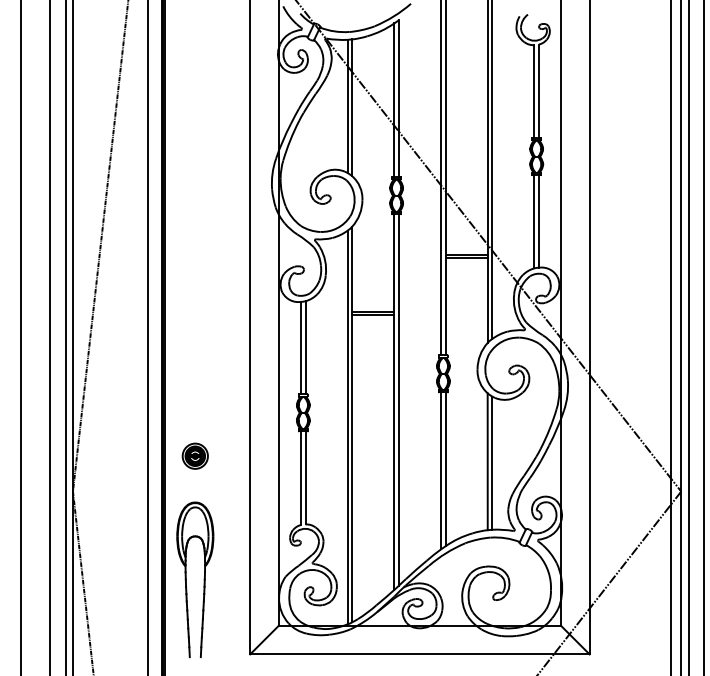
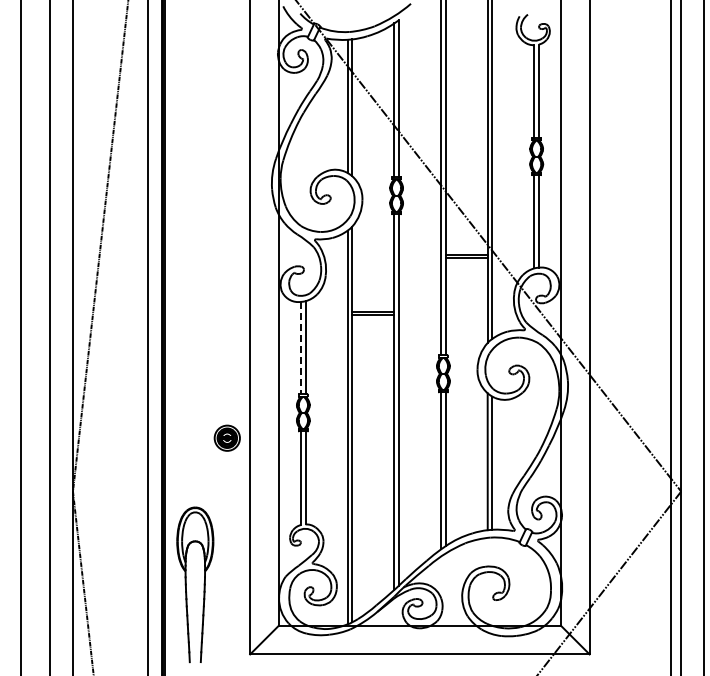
line: present -> none (65, 337)
line: present -> none (688, 337)
line: solid -> dashed (301, 348)
part position: (194, 455) -> (226, 437) (226, 437)
part position: (203, 579) -> (203, 584) (203, 584)
